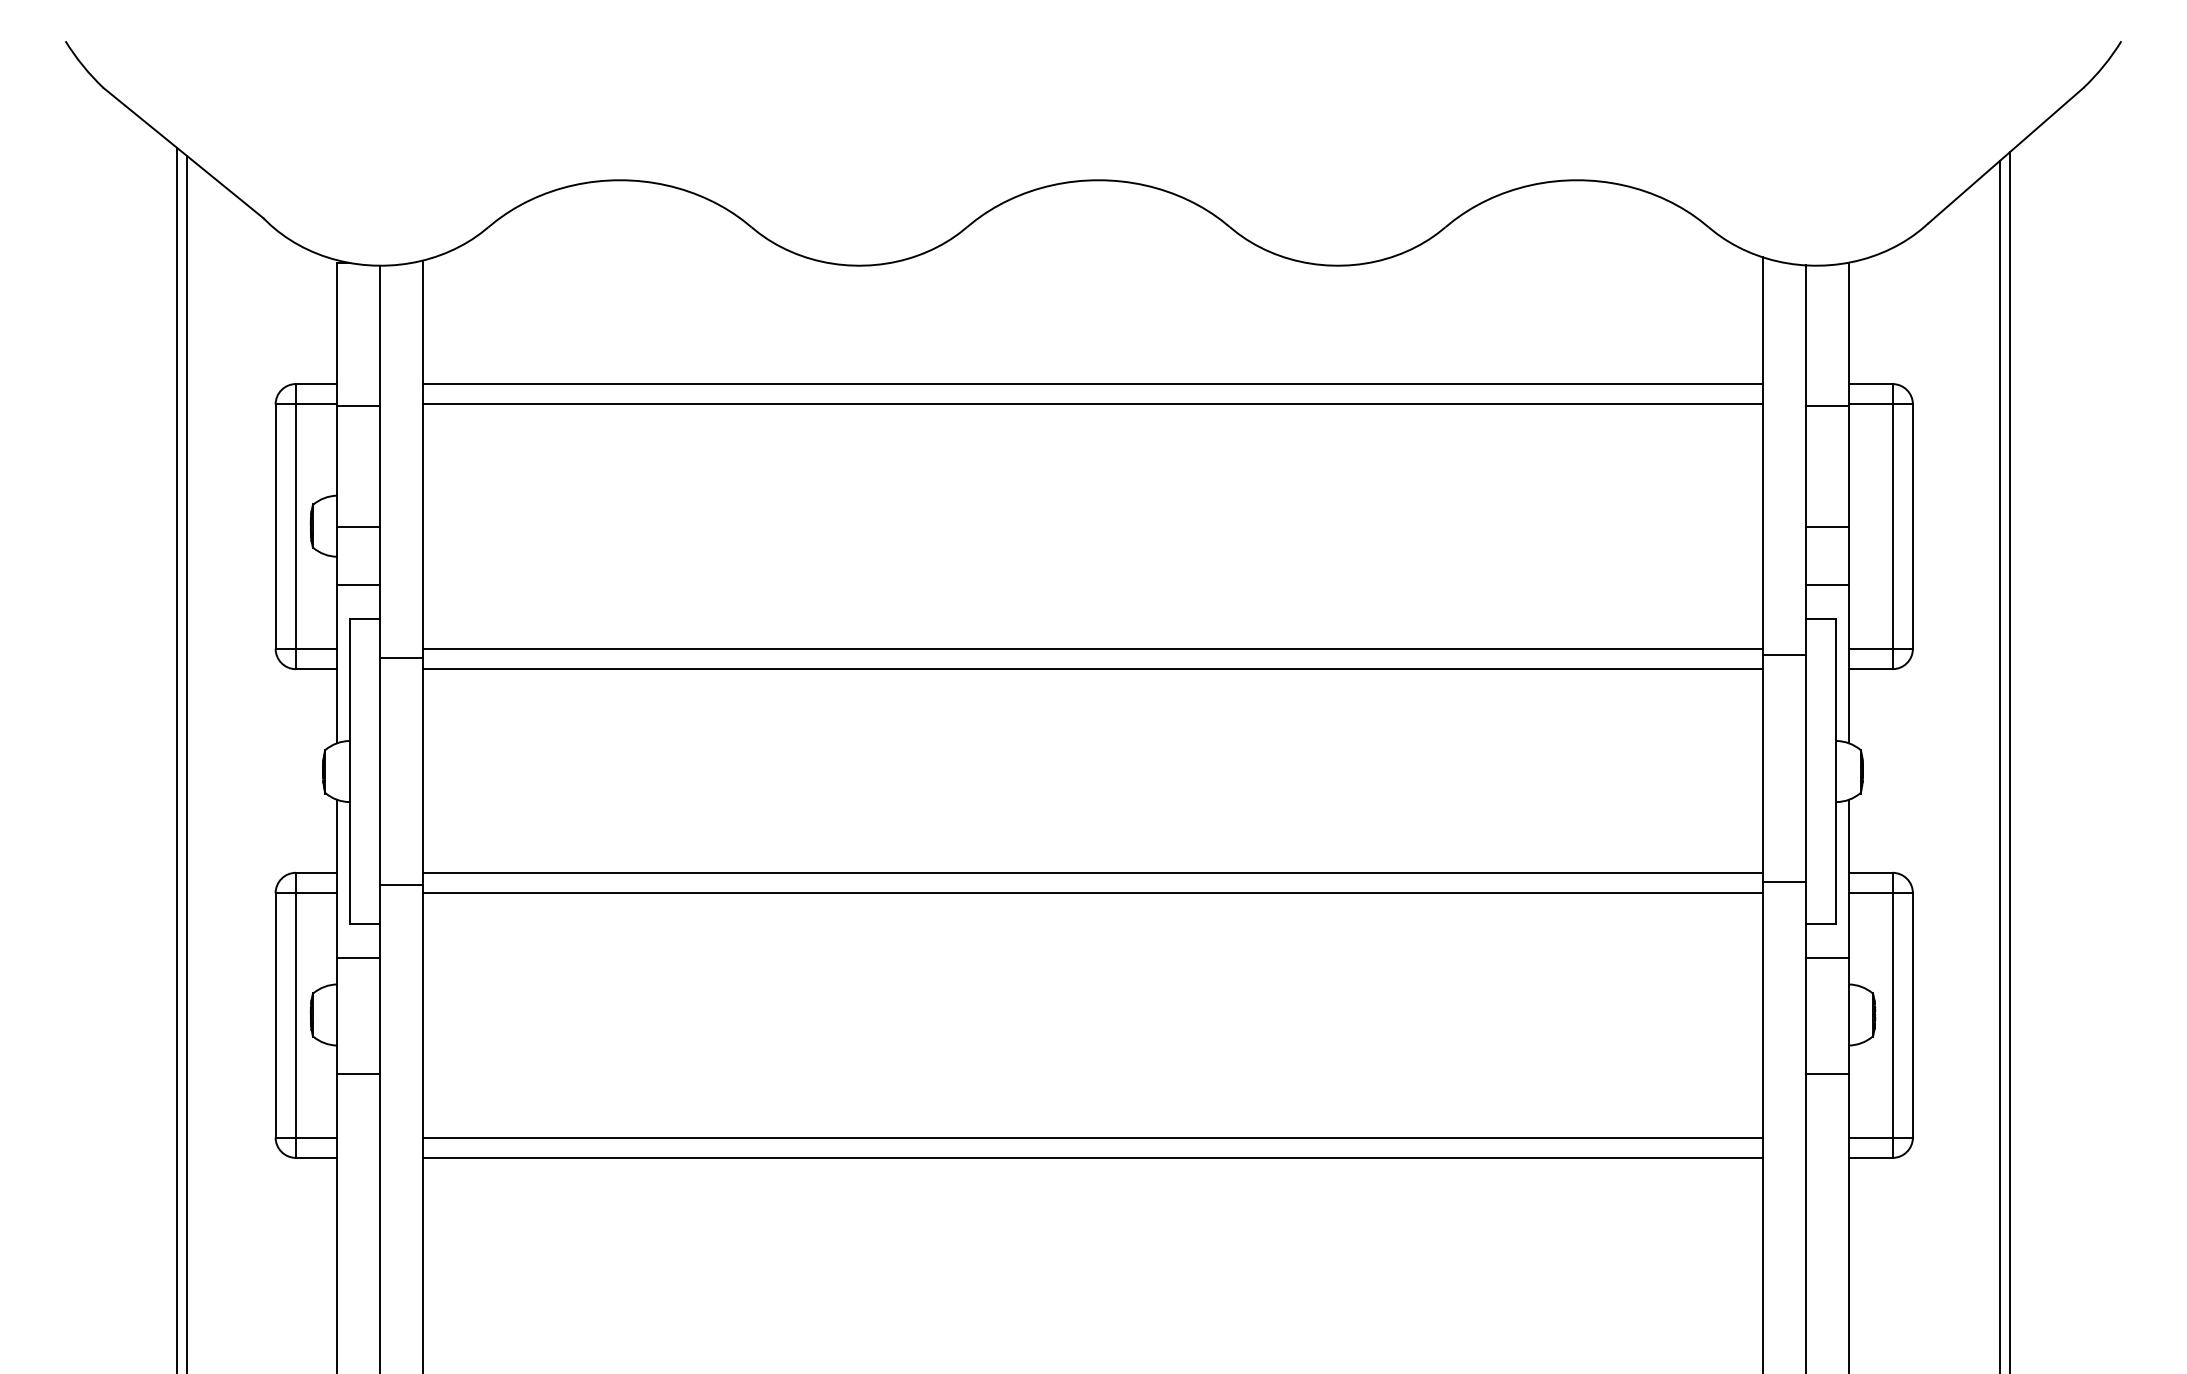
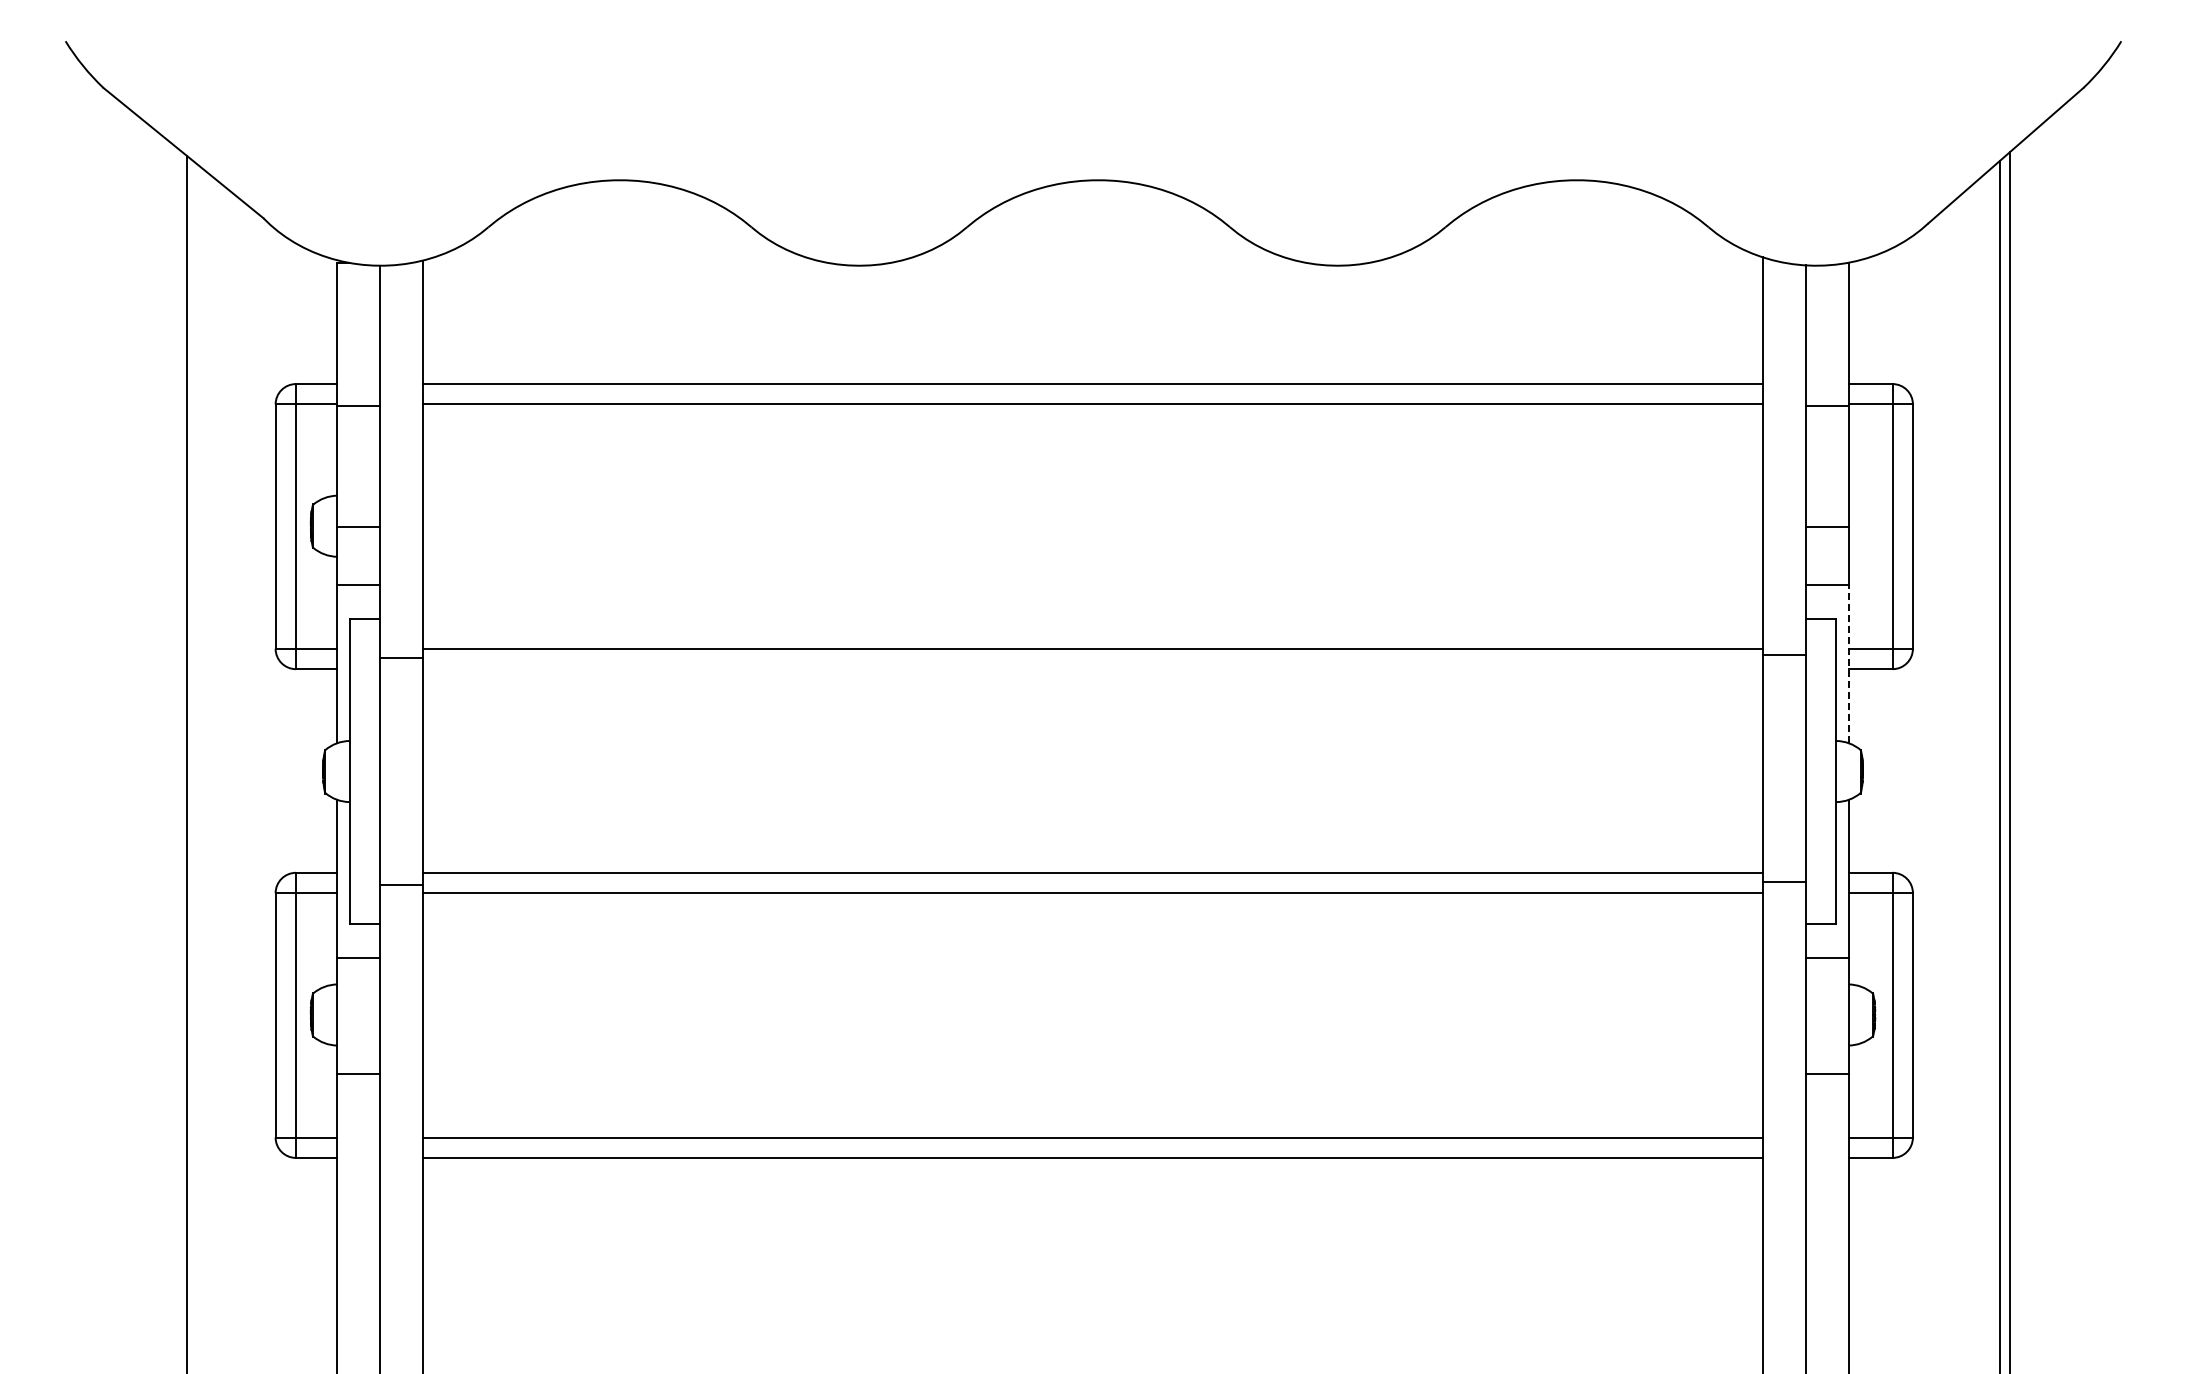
line: solid -> dashed (1848, 663)
line: present -> none (1093, 669)
line: present -> none (177, 758)
